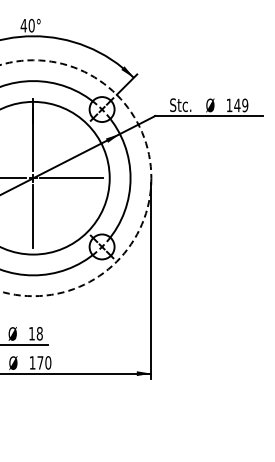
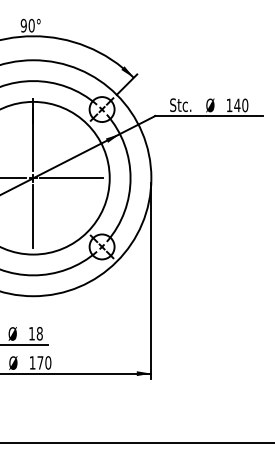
text: 40° -> 90° (23, 25)
text: 149 -> 140 (245, 105)
circle: dashed -> solid (75, 178)
line: none -> present (136, 442)
